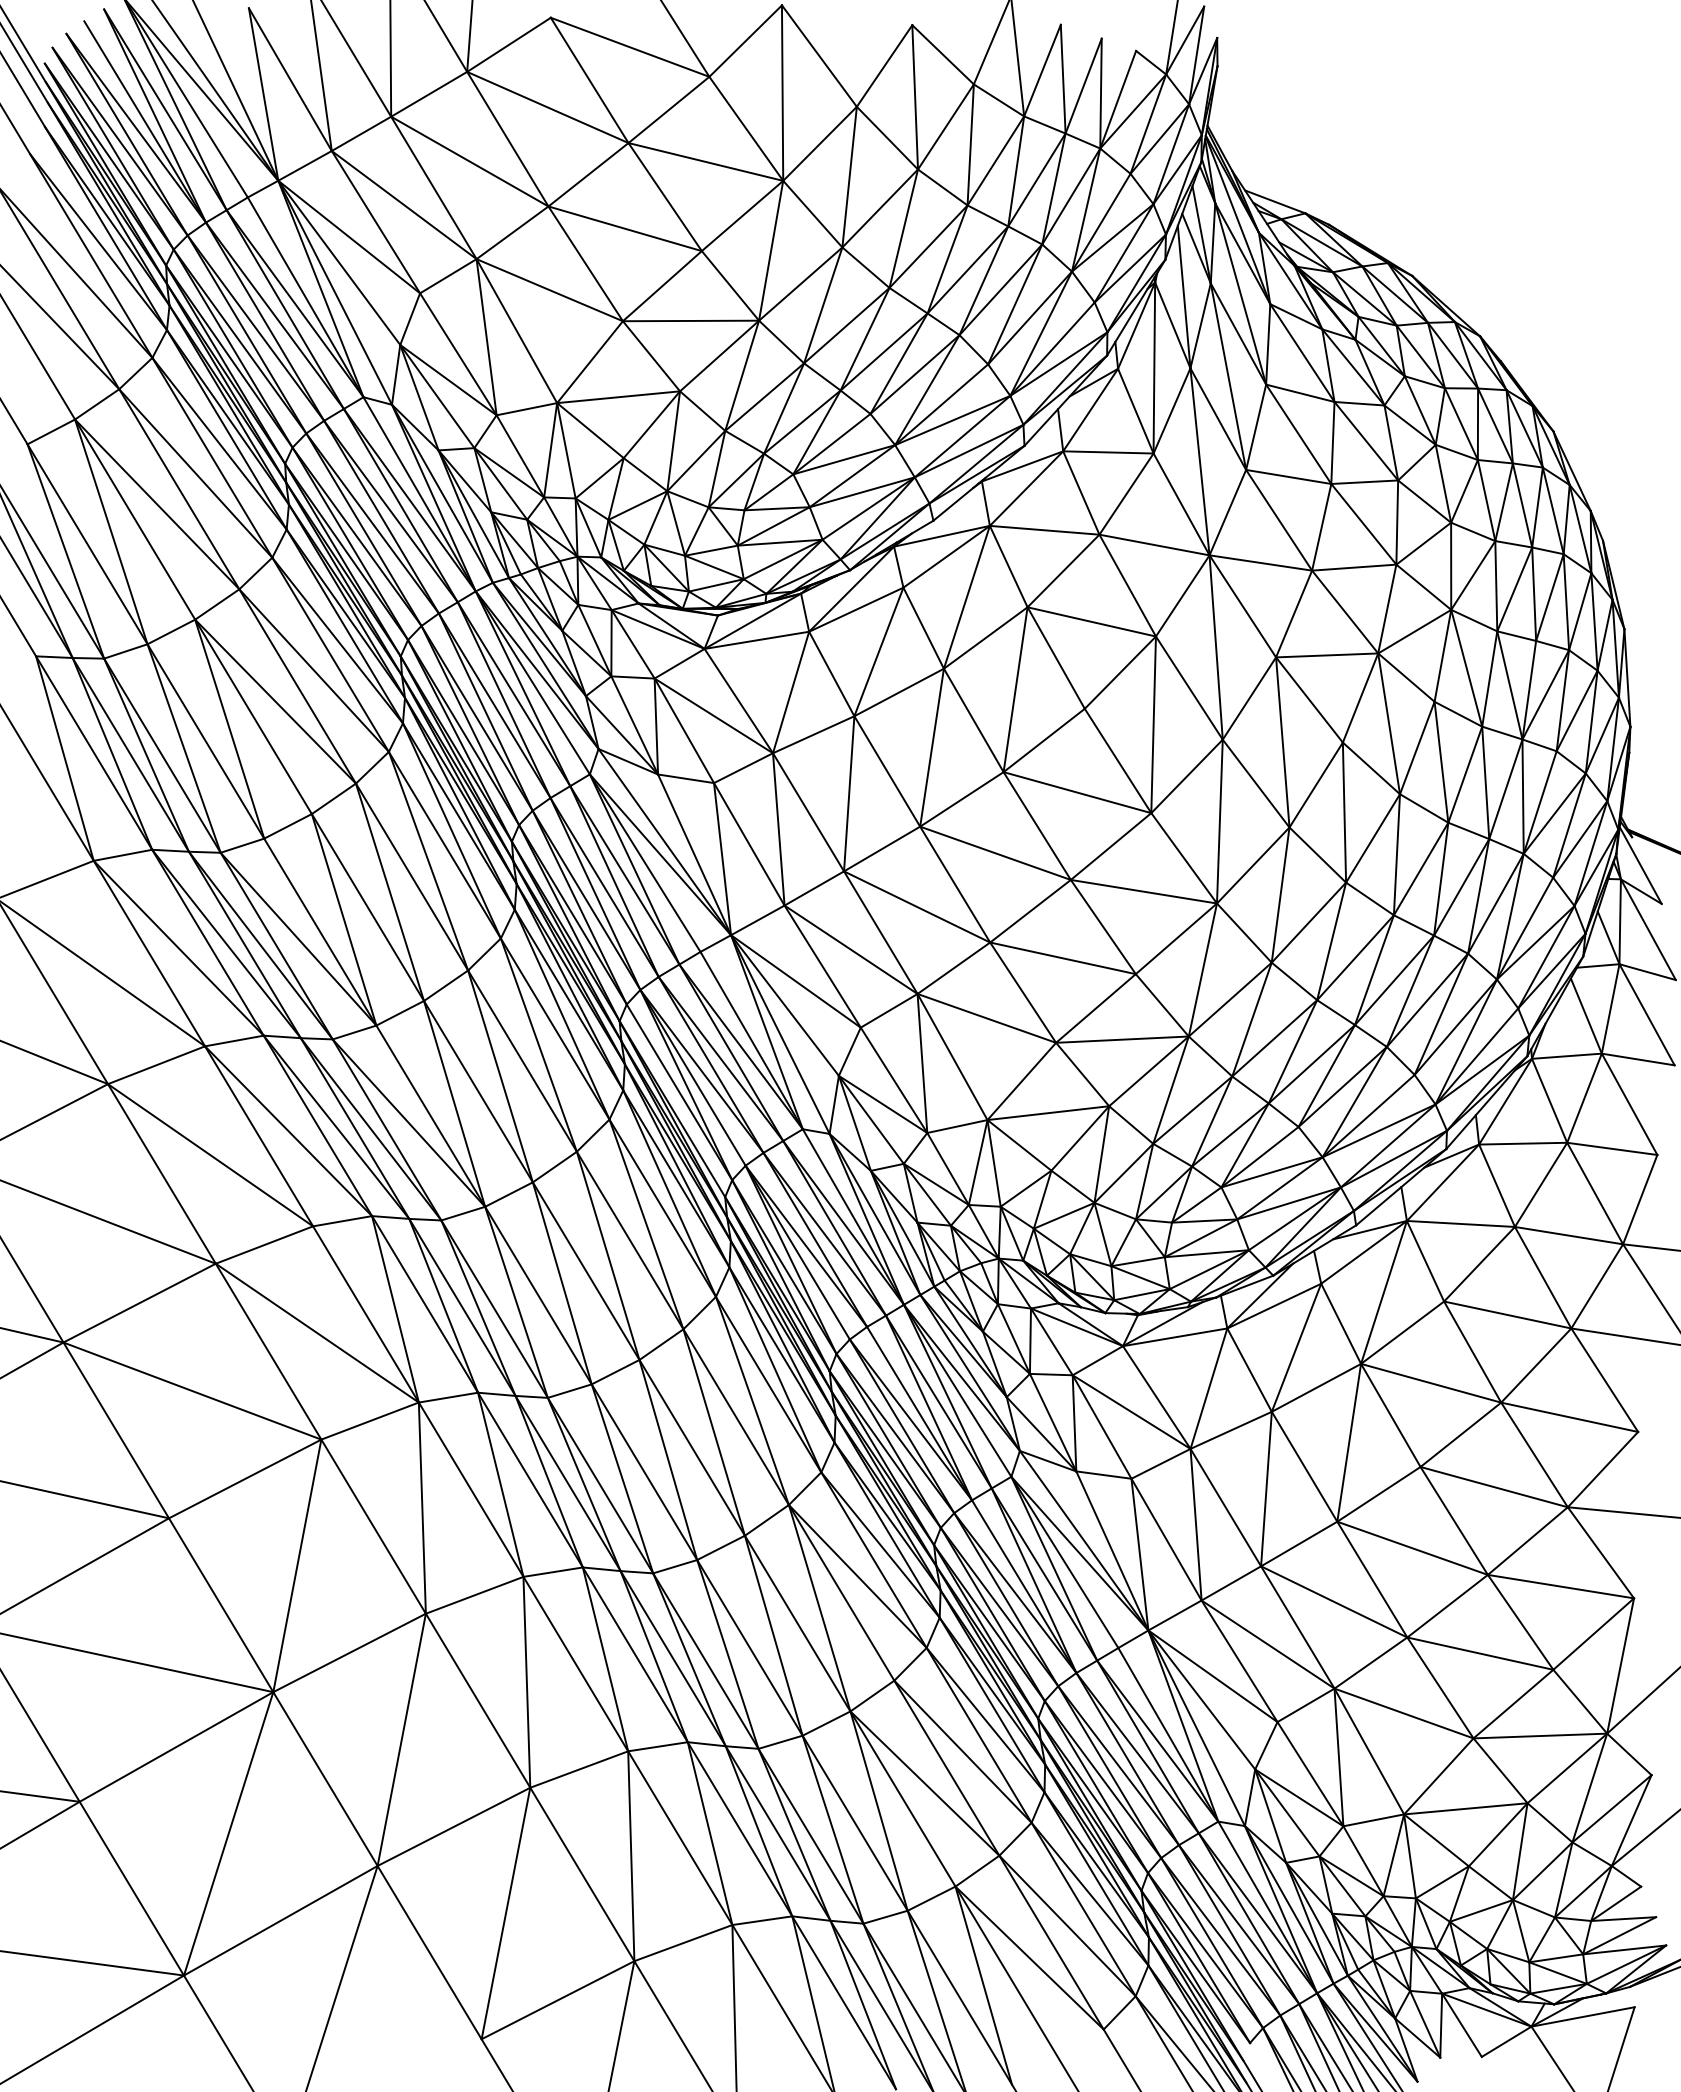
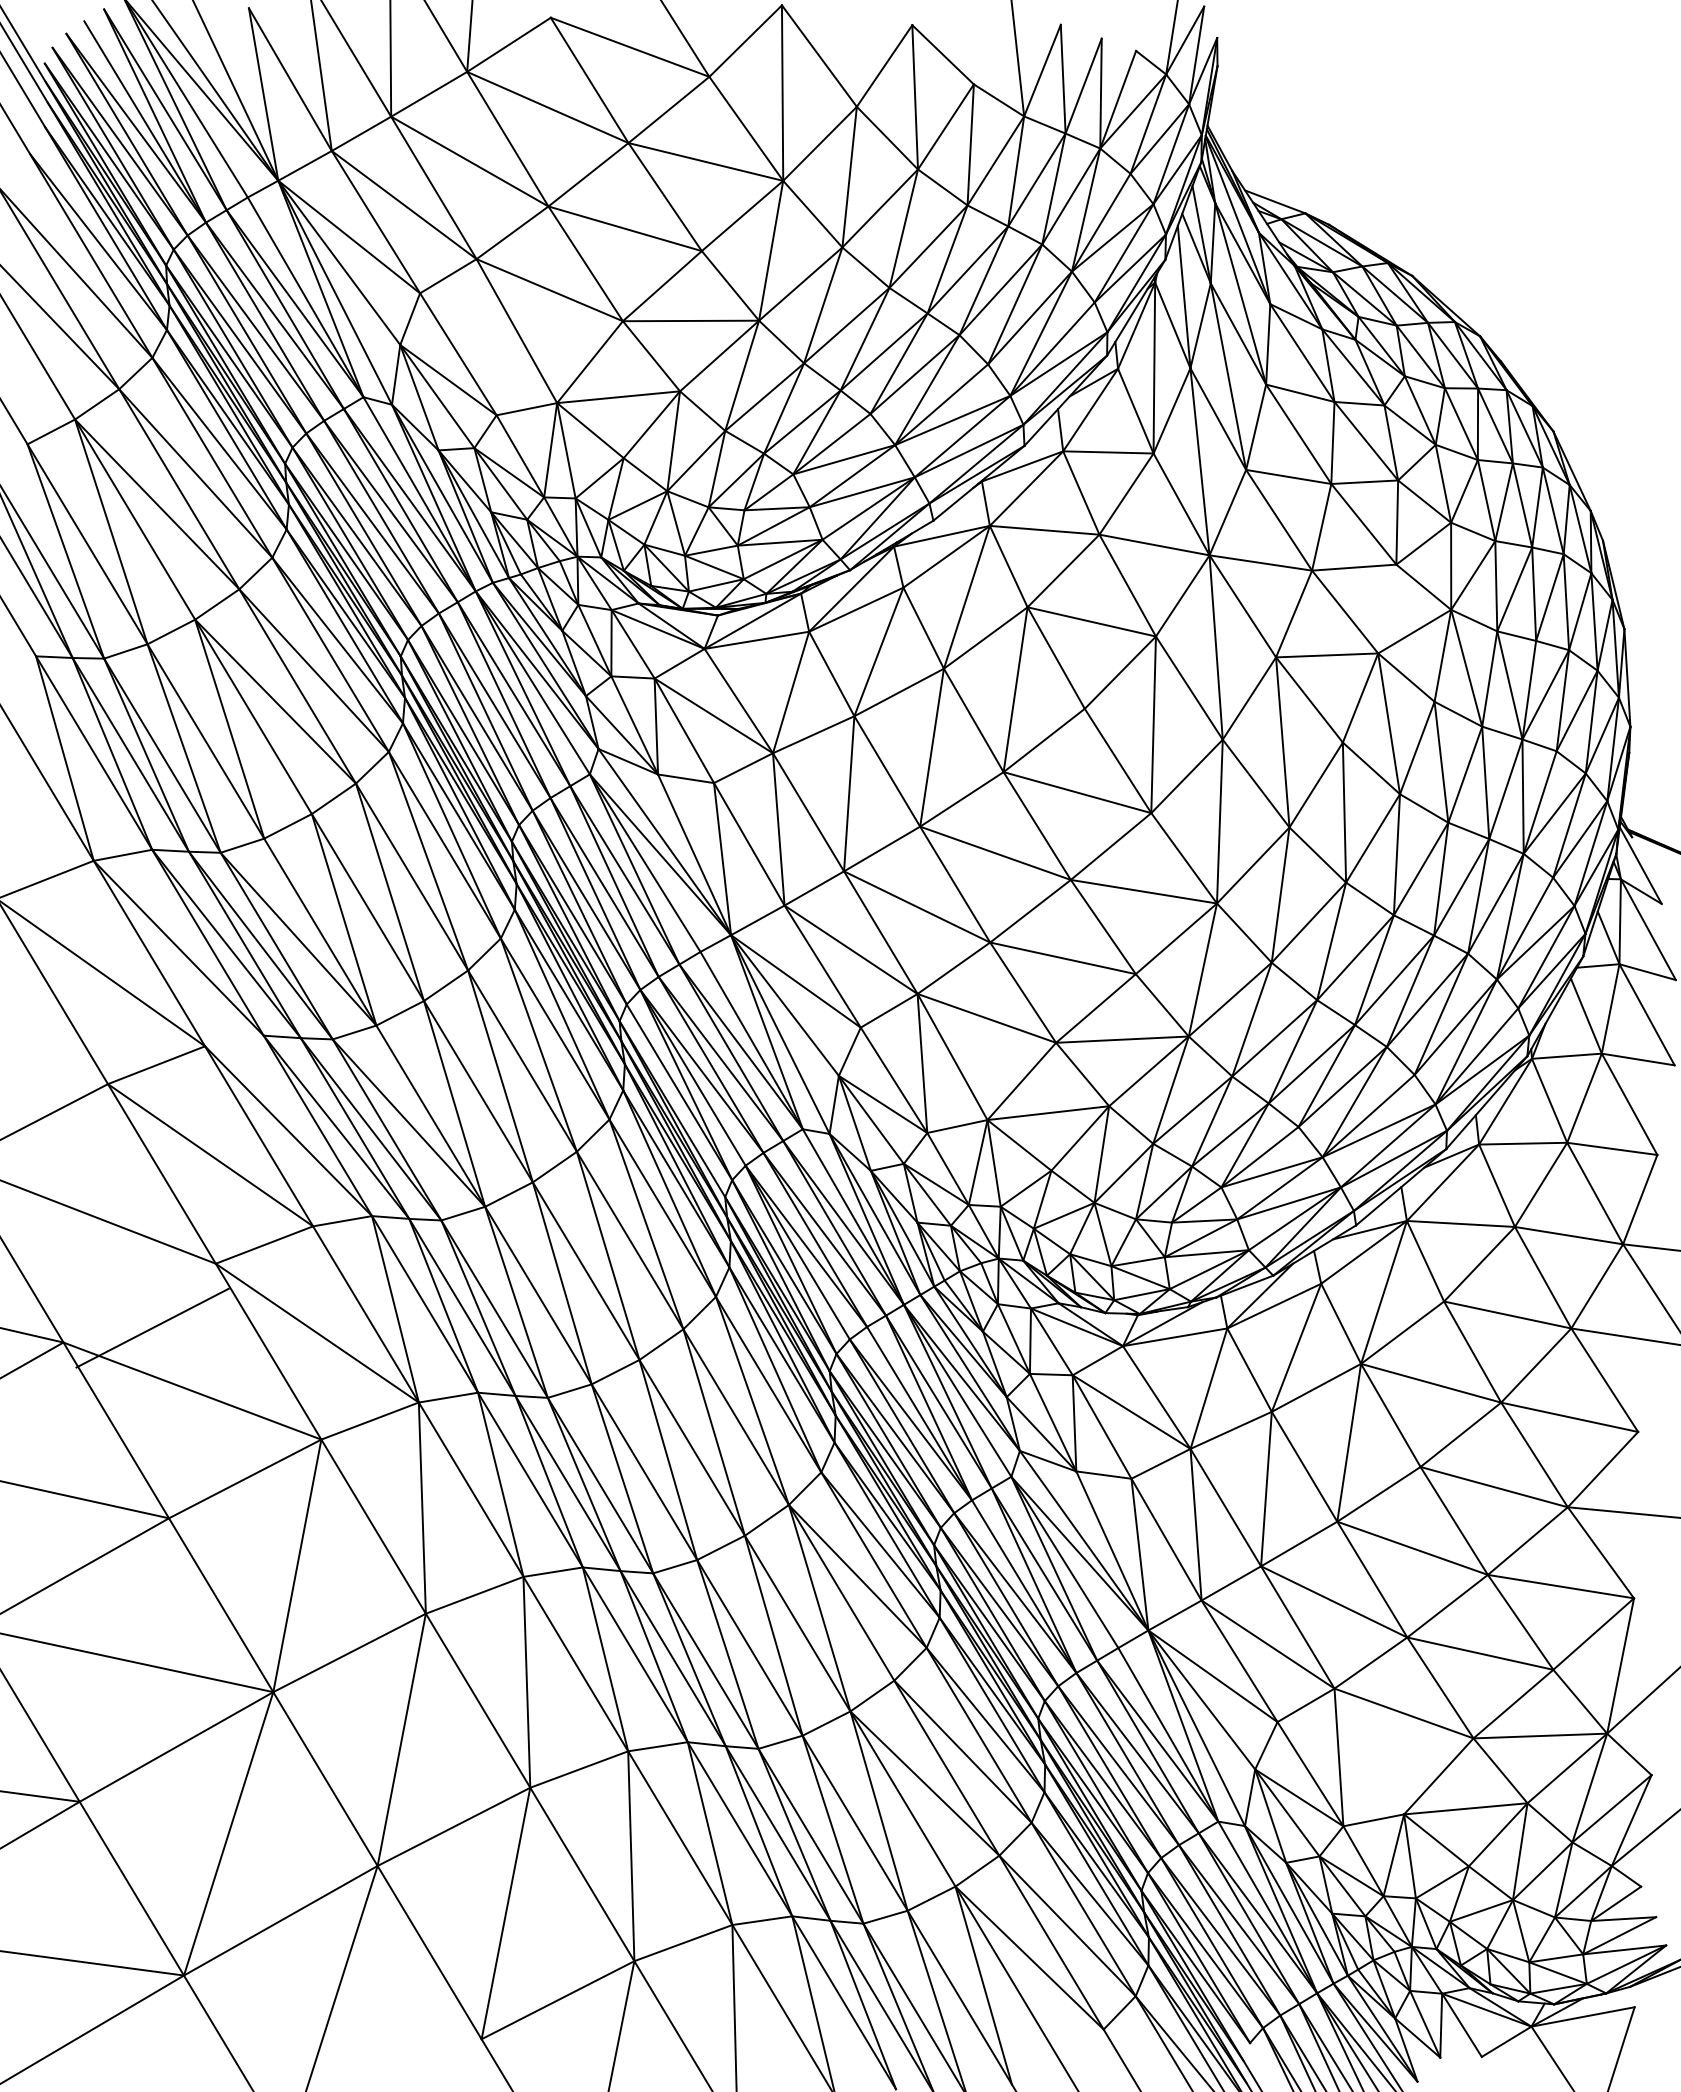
line: present -> none (990, 43)
line: present -> none (486, 337)
line: present -> none (1387, 608)
line: present -> none (234, 1040)
line: present -> none (54, 1062)
line position: (139, 1302) -> (152, 1327) (152, 1327)
line: present -> none (1369, 1751)
